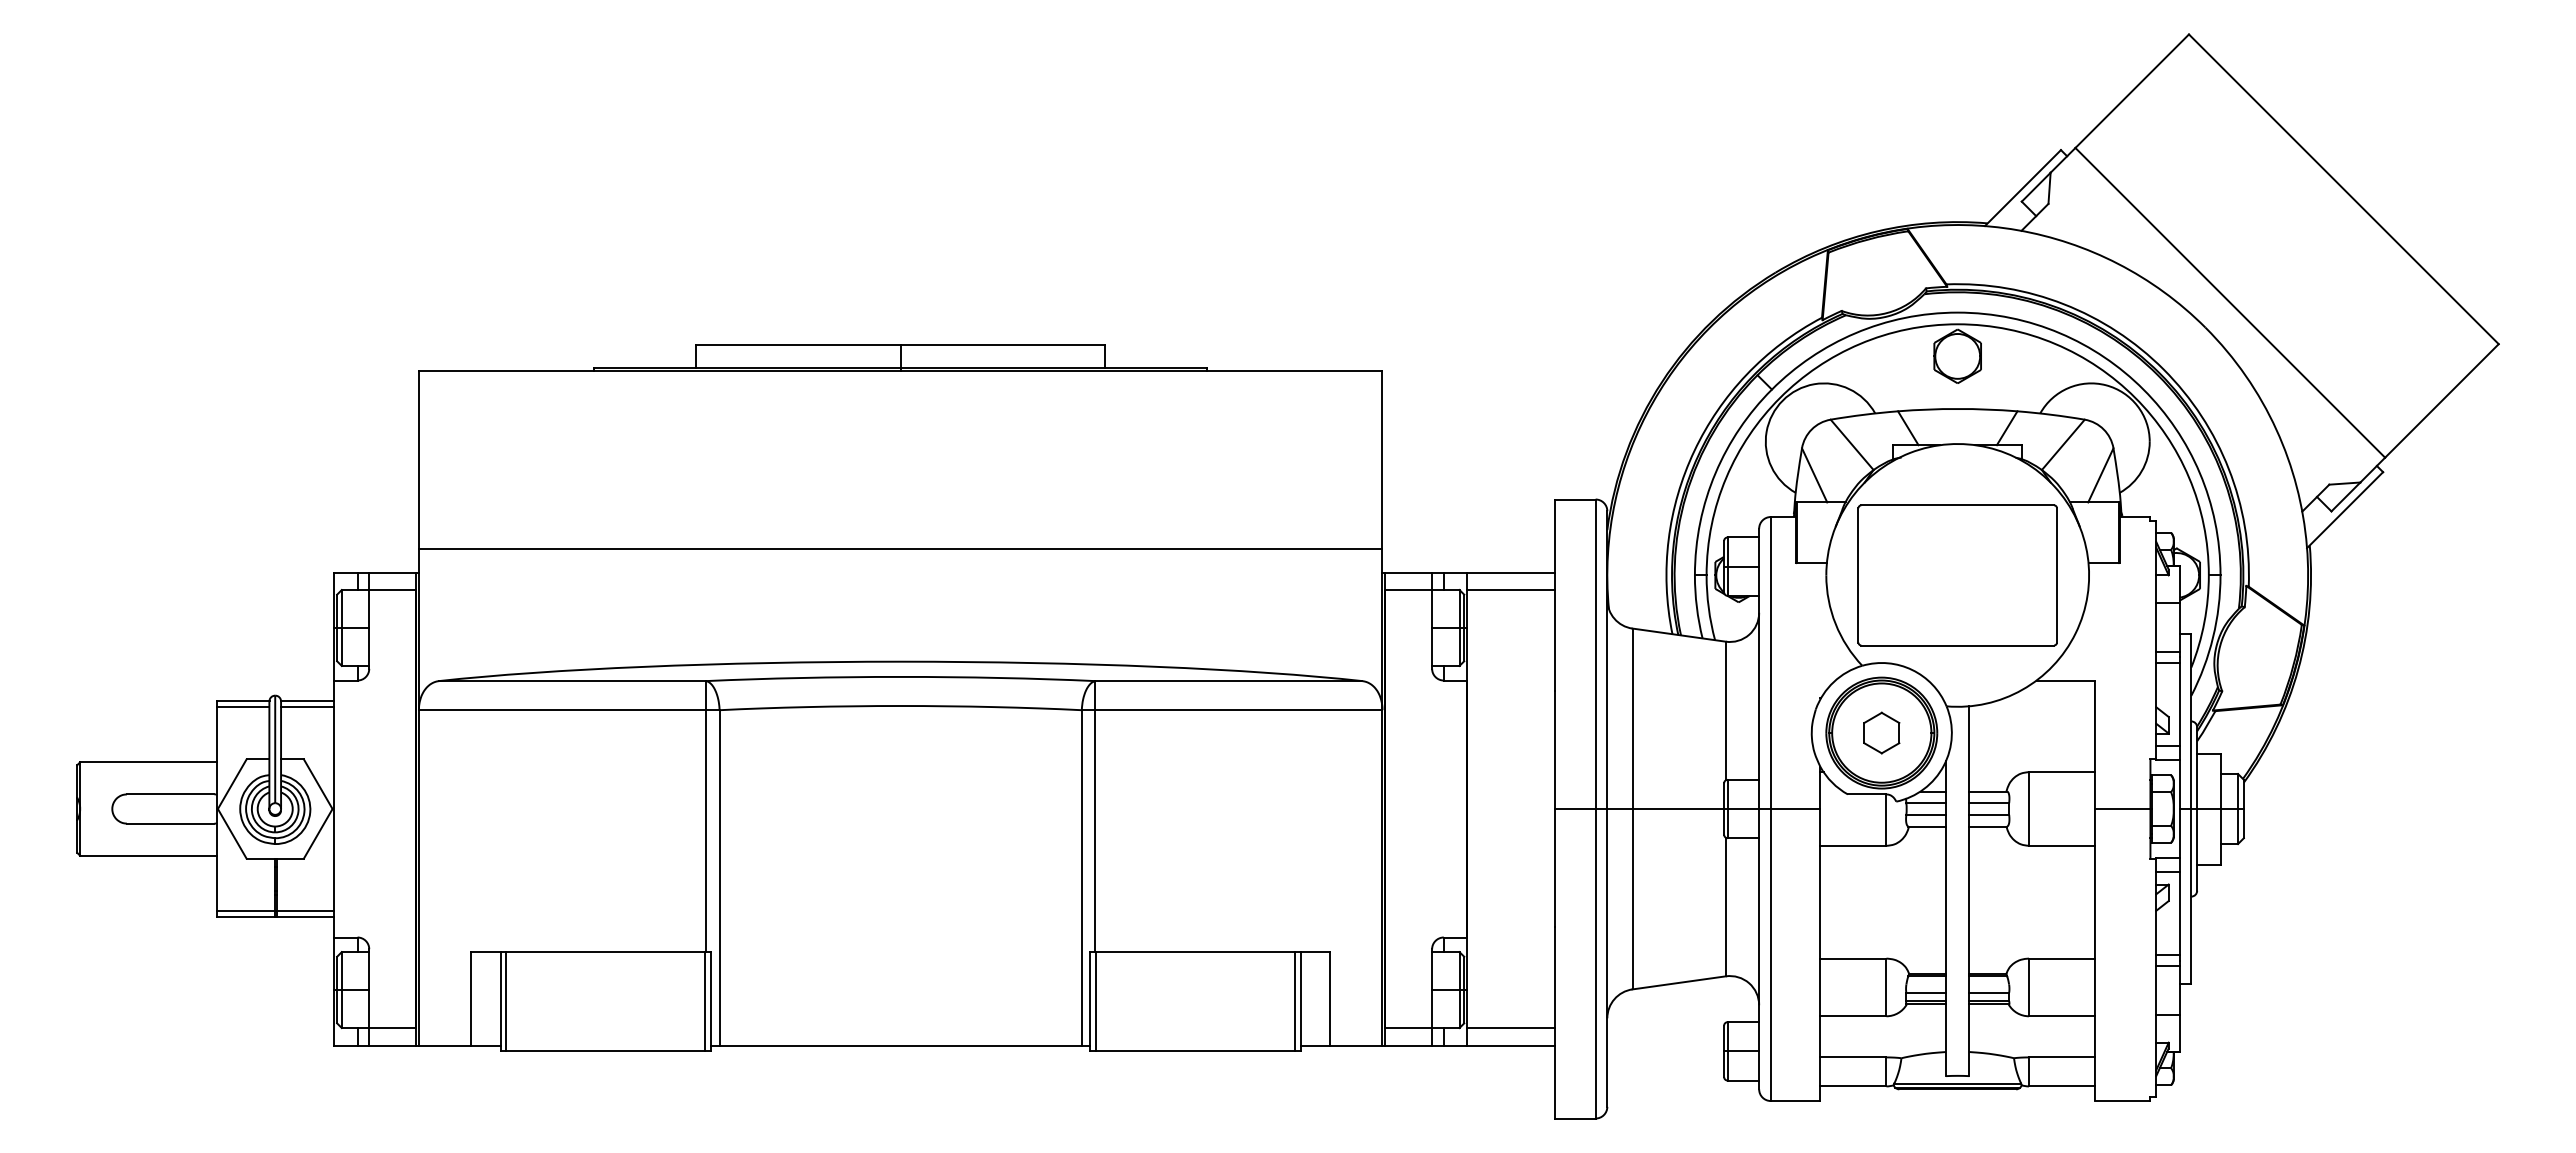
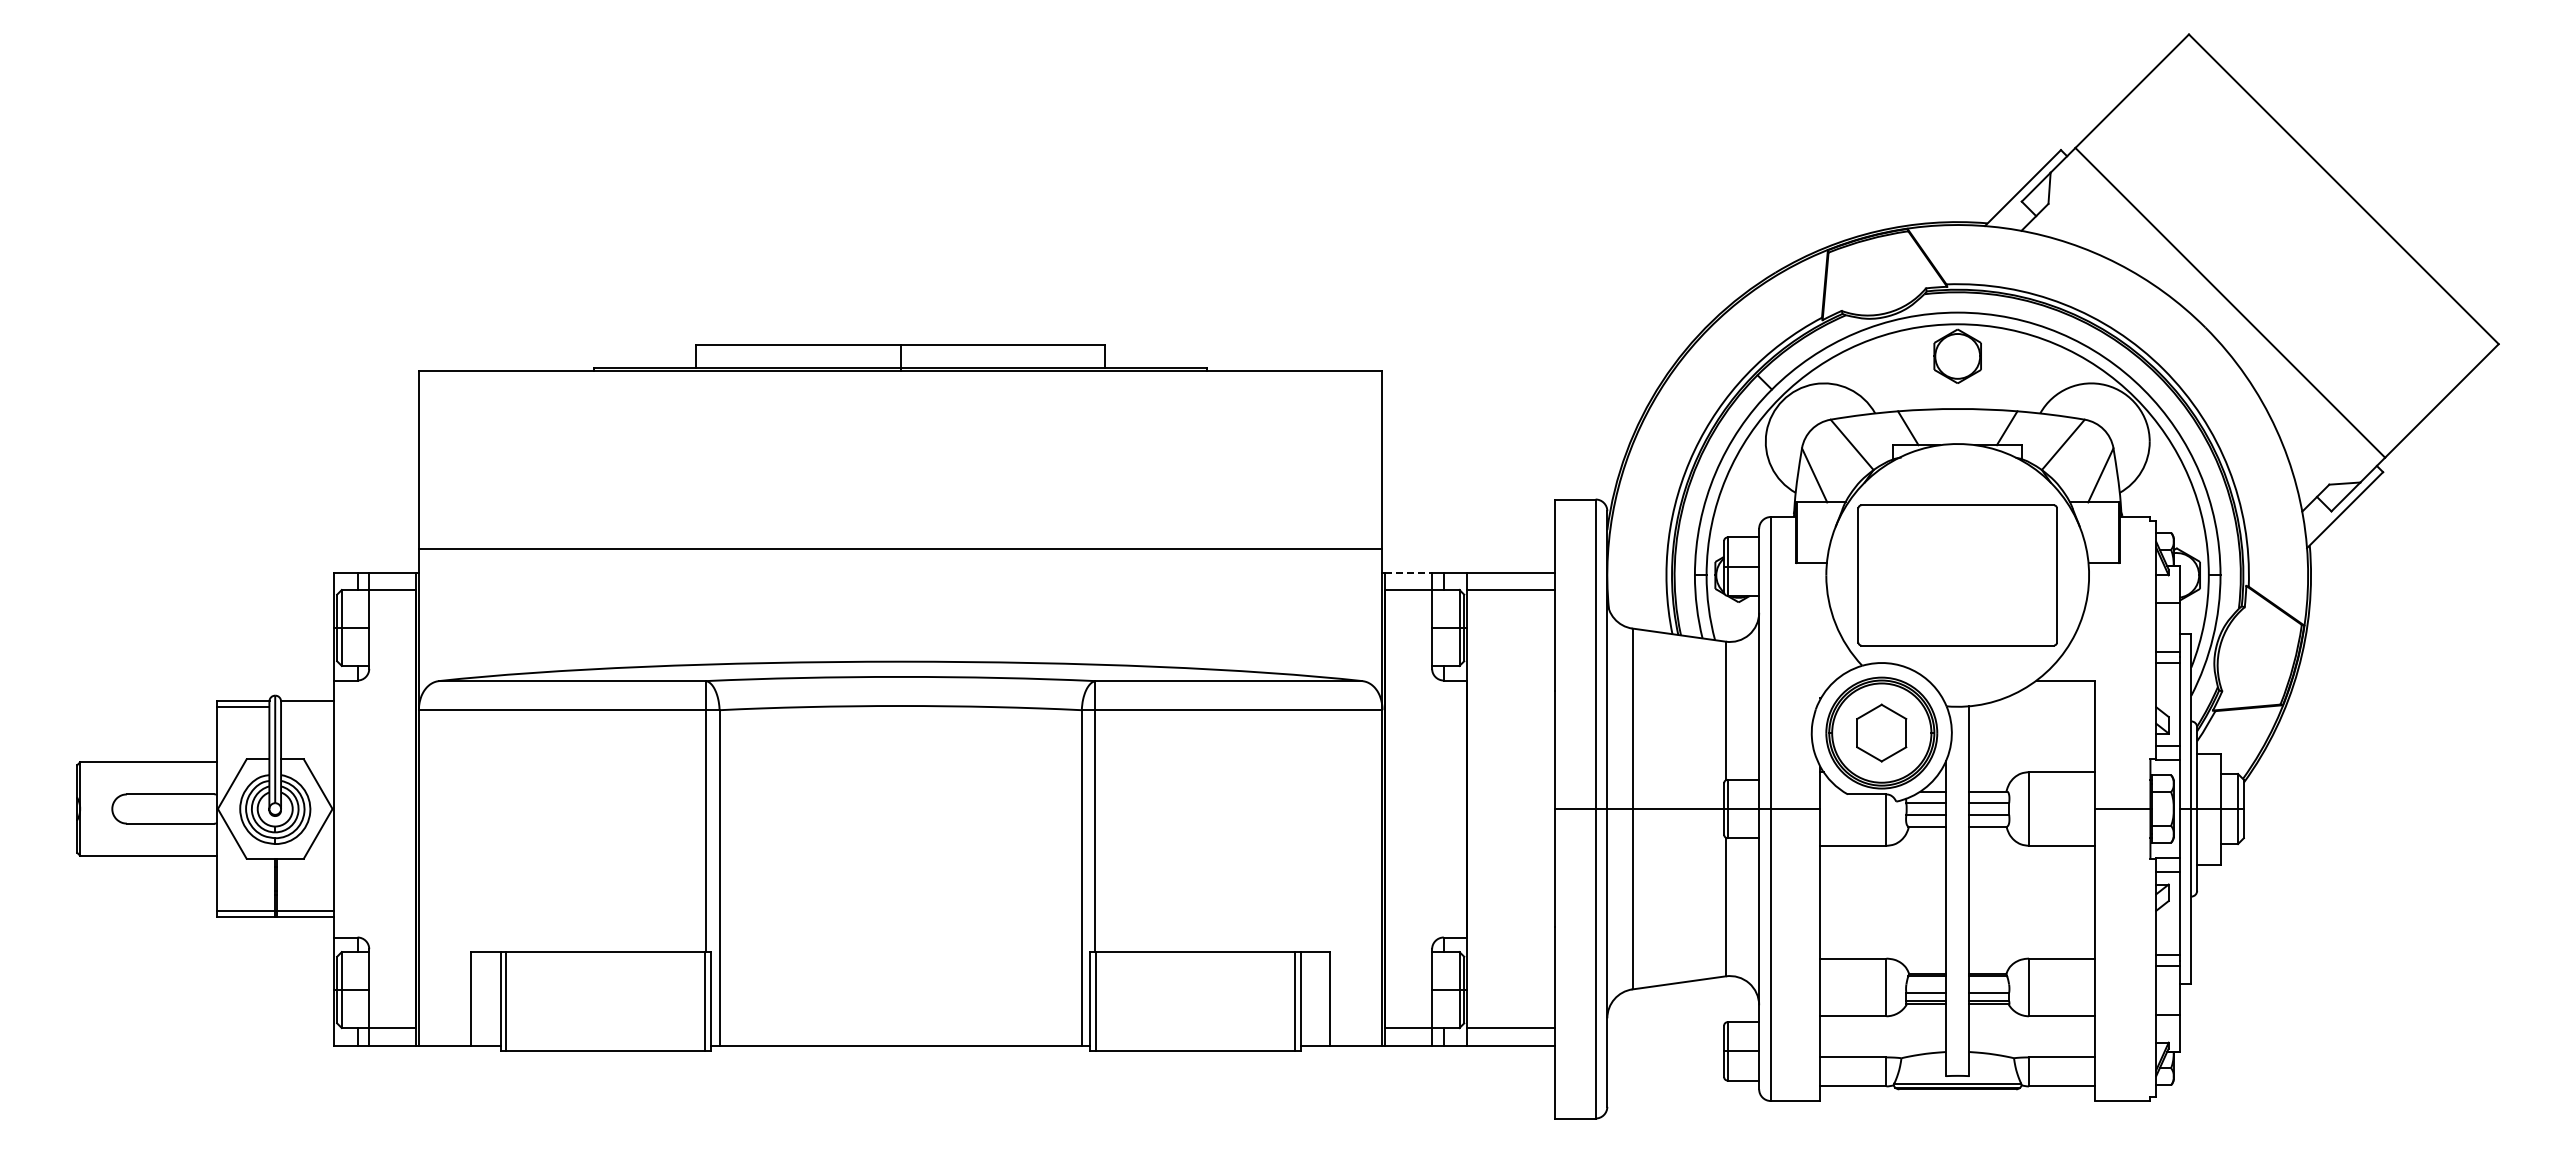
line: solid -> dashed (1409, 572)
line: present -> none (307, 706)
part size: 38x44 px -> 52x60 px (1881, 732)
